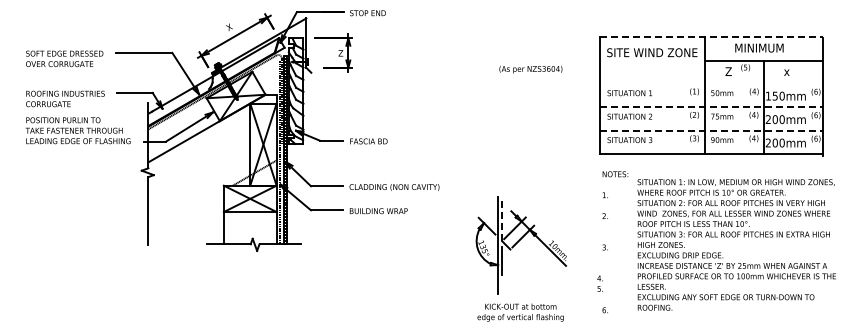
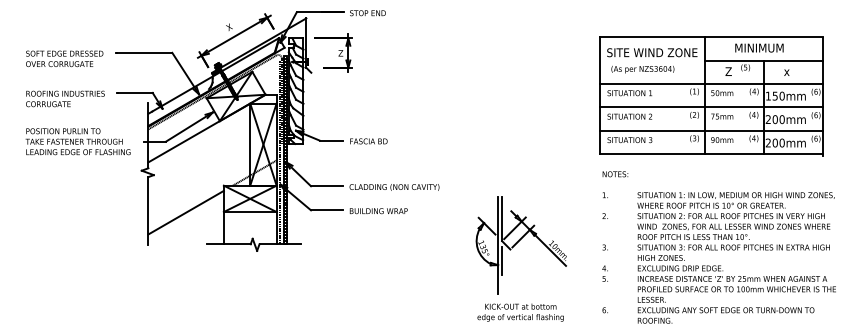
line: dashed -> solid (711, 37)
text position: (530, 69) -> (642, 69) (642, 69)
line: none -> present (710, 84)
line: dashed -> solid (711, 107)
text position: (77, 130) -> (77, 141) (77, 141)
line: dashed -> solid (711, 130)
line: none -> present (185, 212)
line: dashed -> solid (502, 218)
text position: (736, 244) -> (736, 257) (736, 257)
text position: (599, 283) -> (604, 273) (604, 273)
